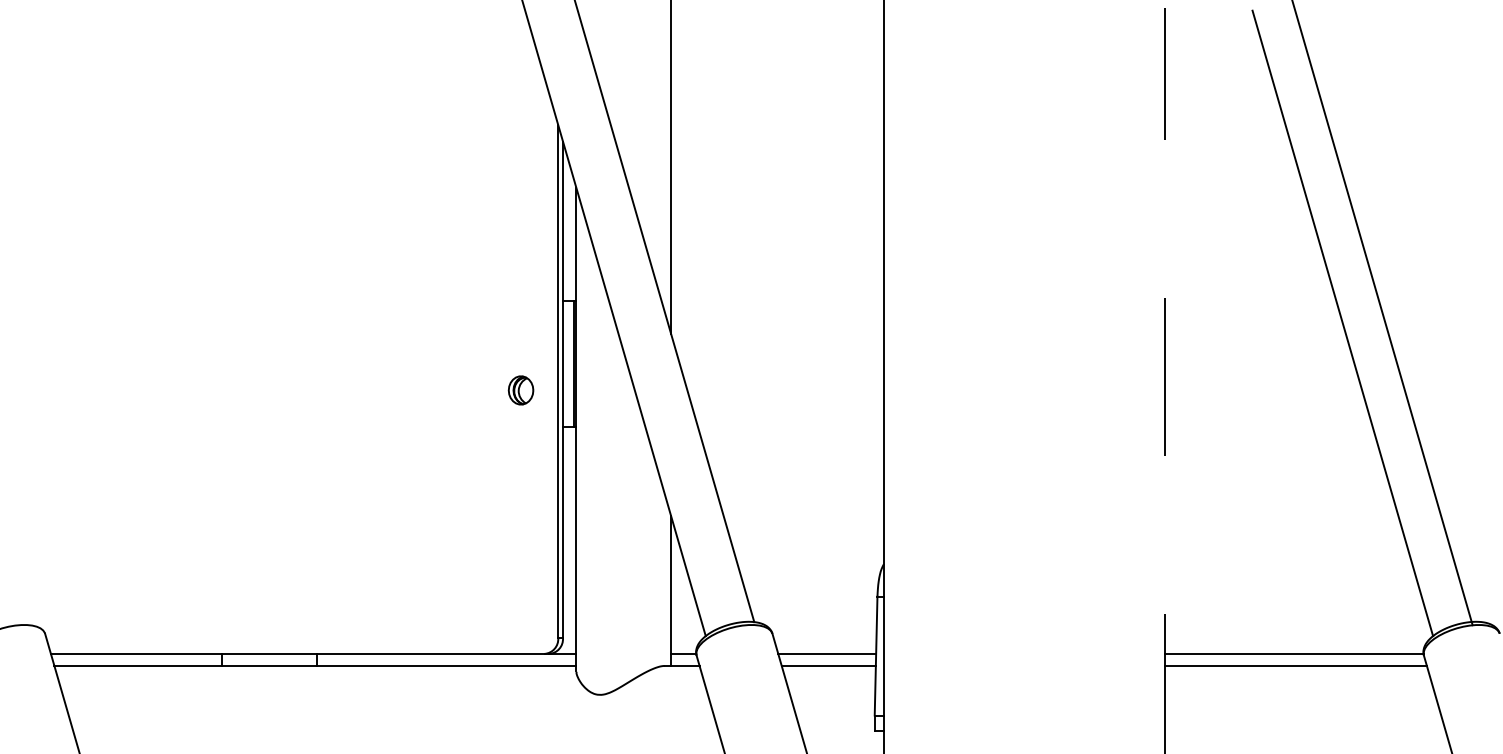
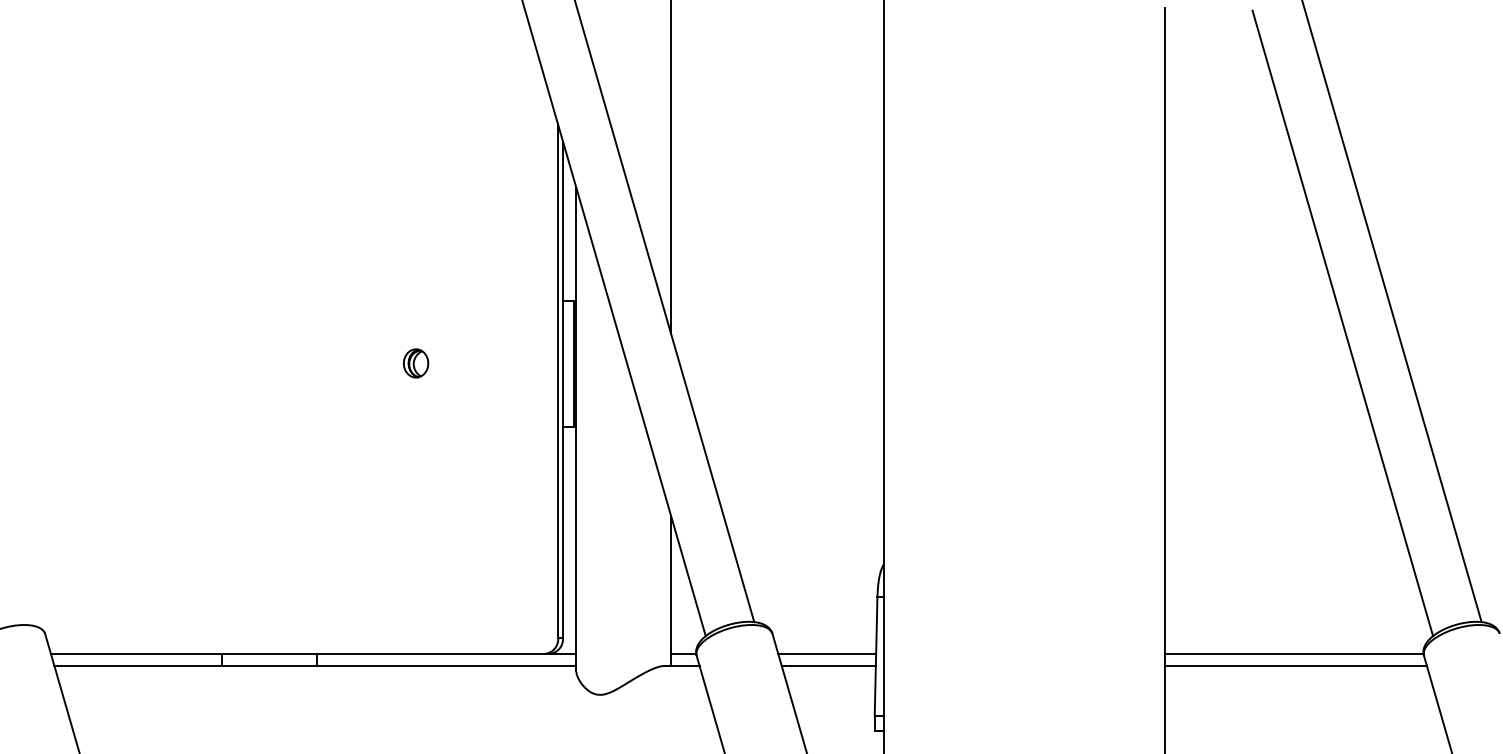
line position: (1382, 313) -> (1391, 312) (1391, 312)
line: dashed -> solid (1164, 381)
part position: (520, 390) -> (415, 363) (415, 363)
